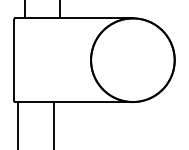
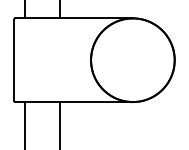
line position: (17, 124) -> (24, 124) (24, 124)
line position: (53, 124) -> (59, 124) (59, 124)
